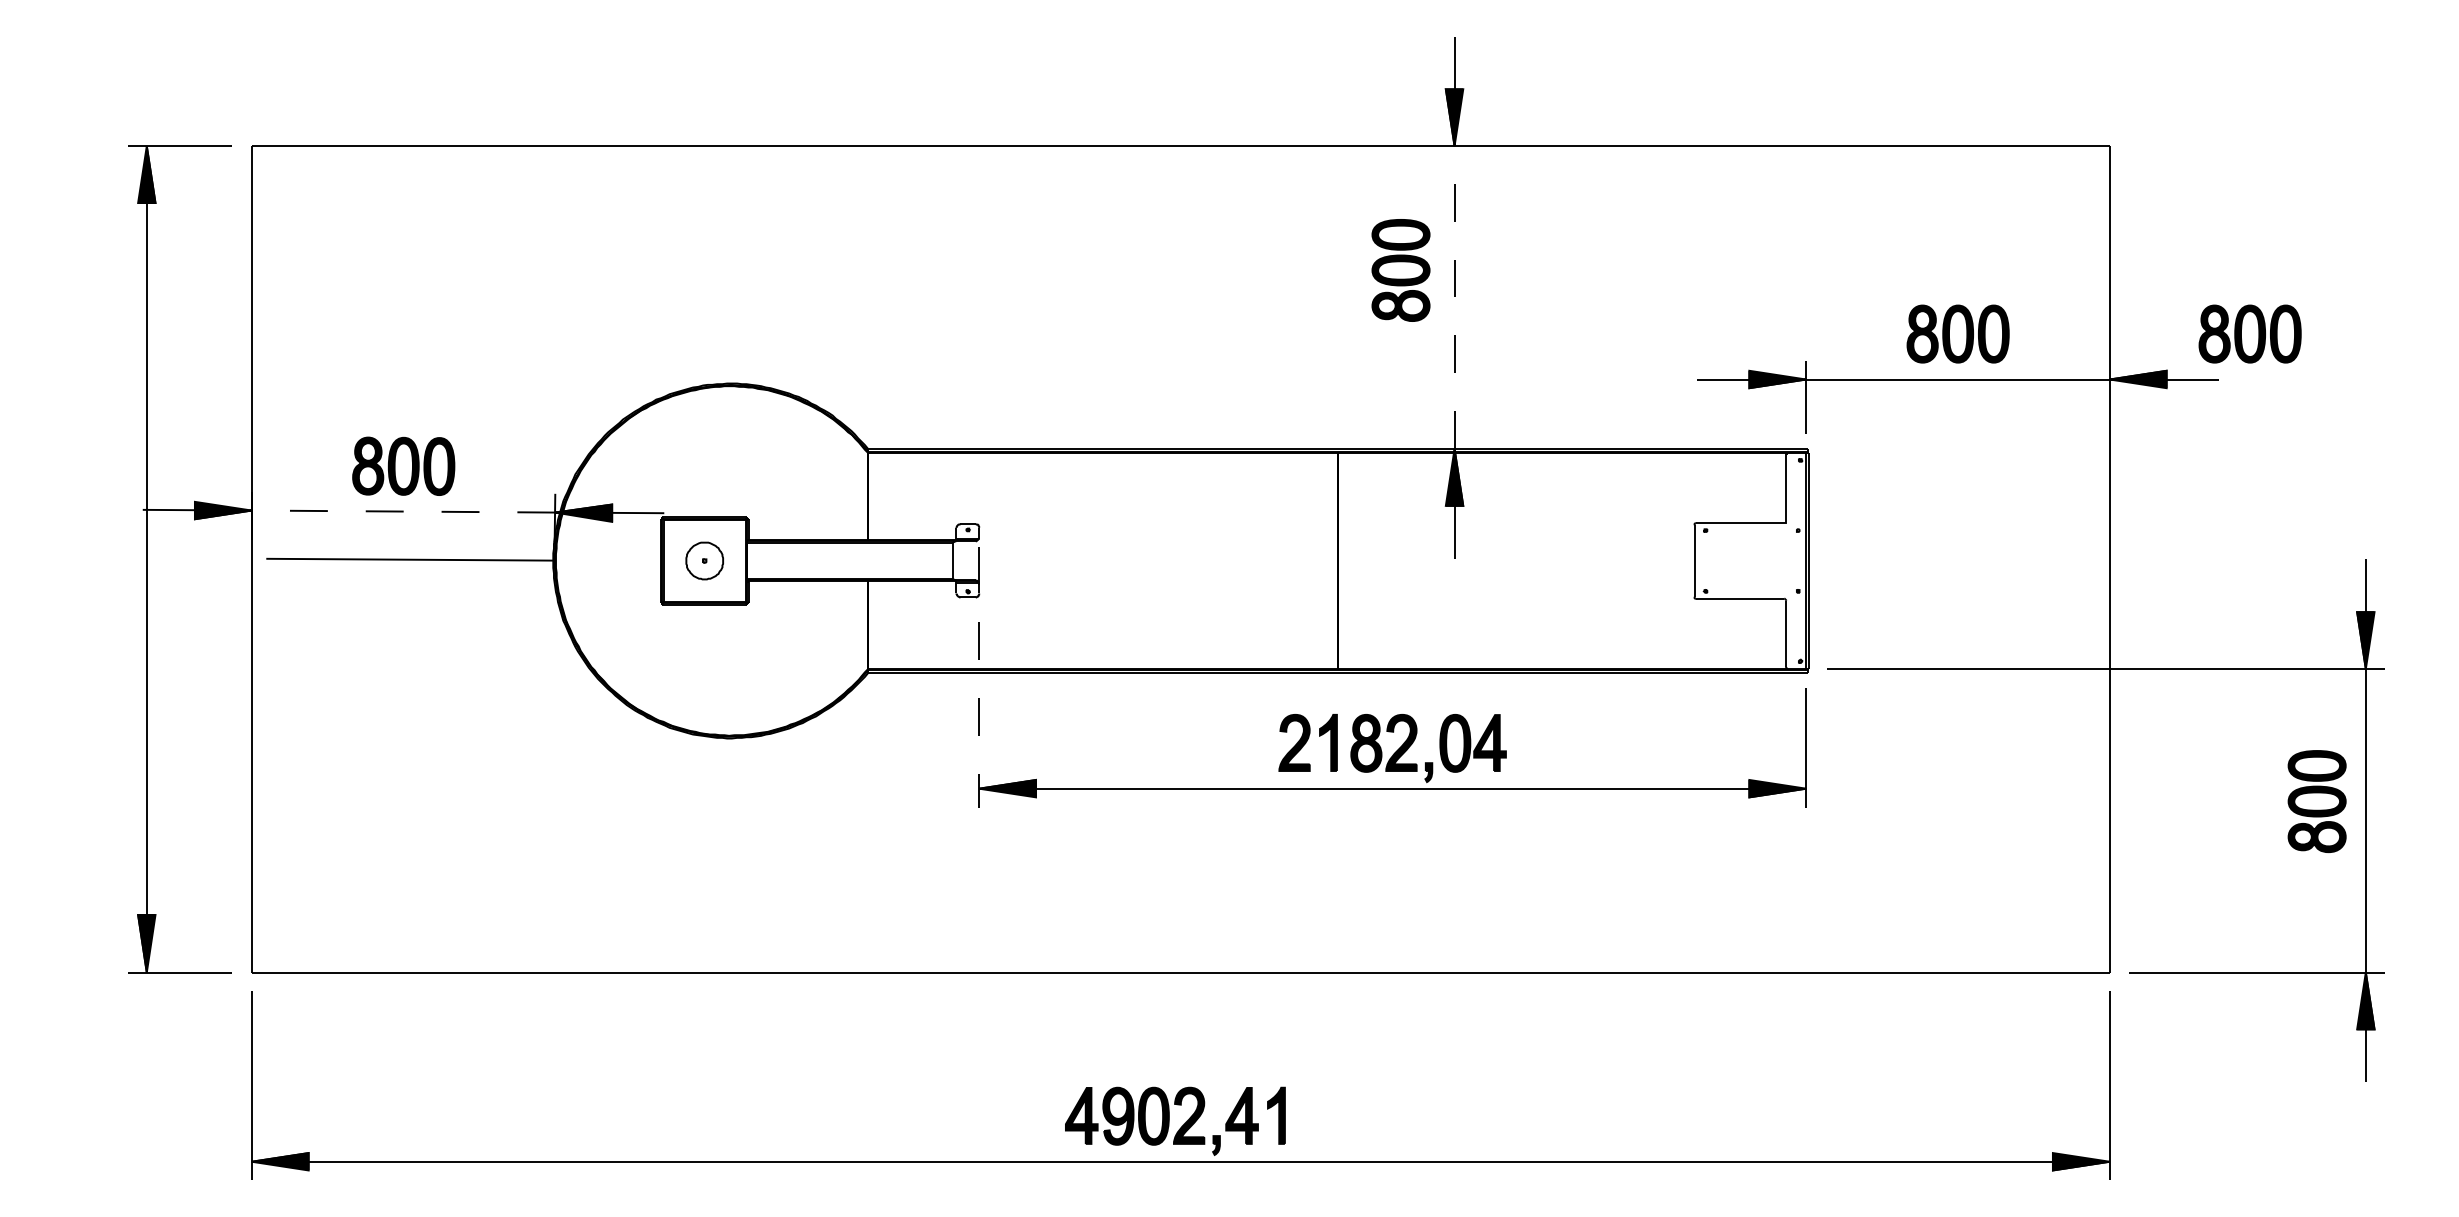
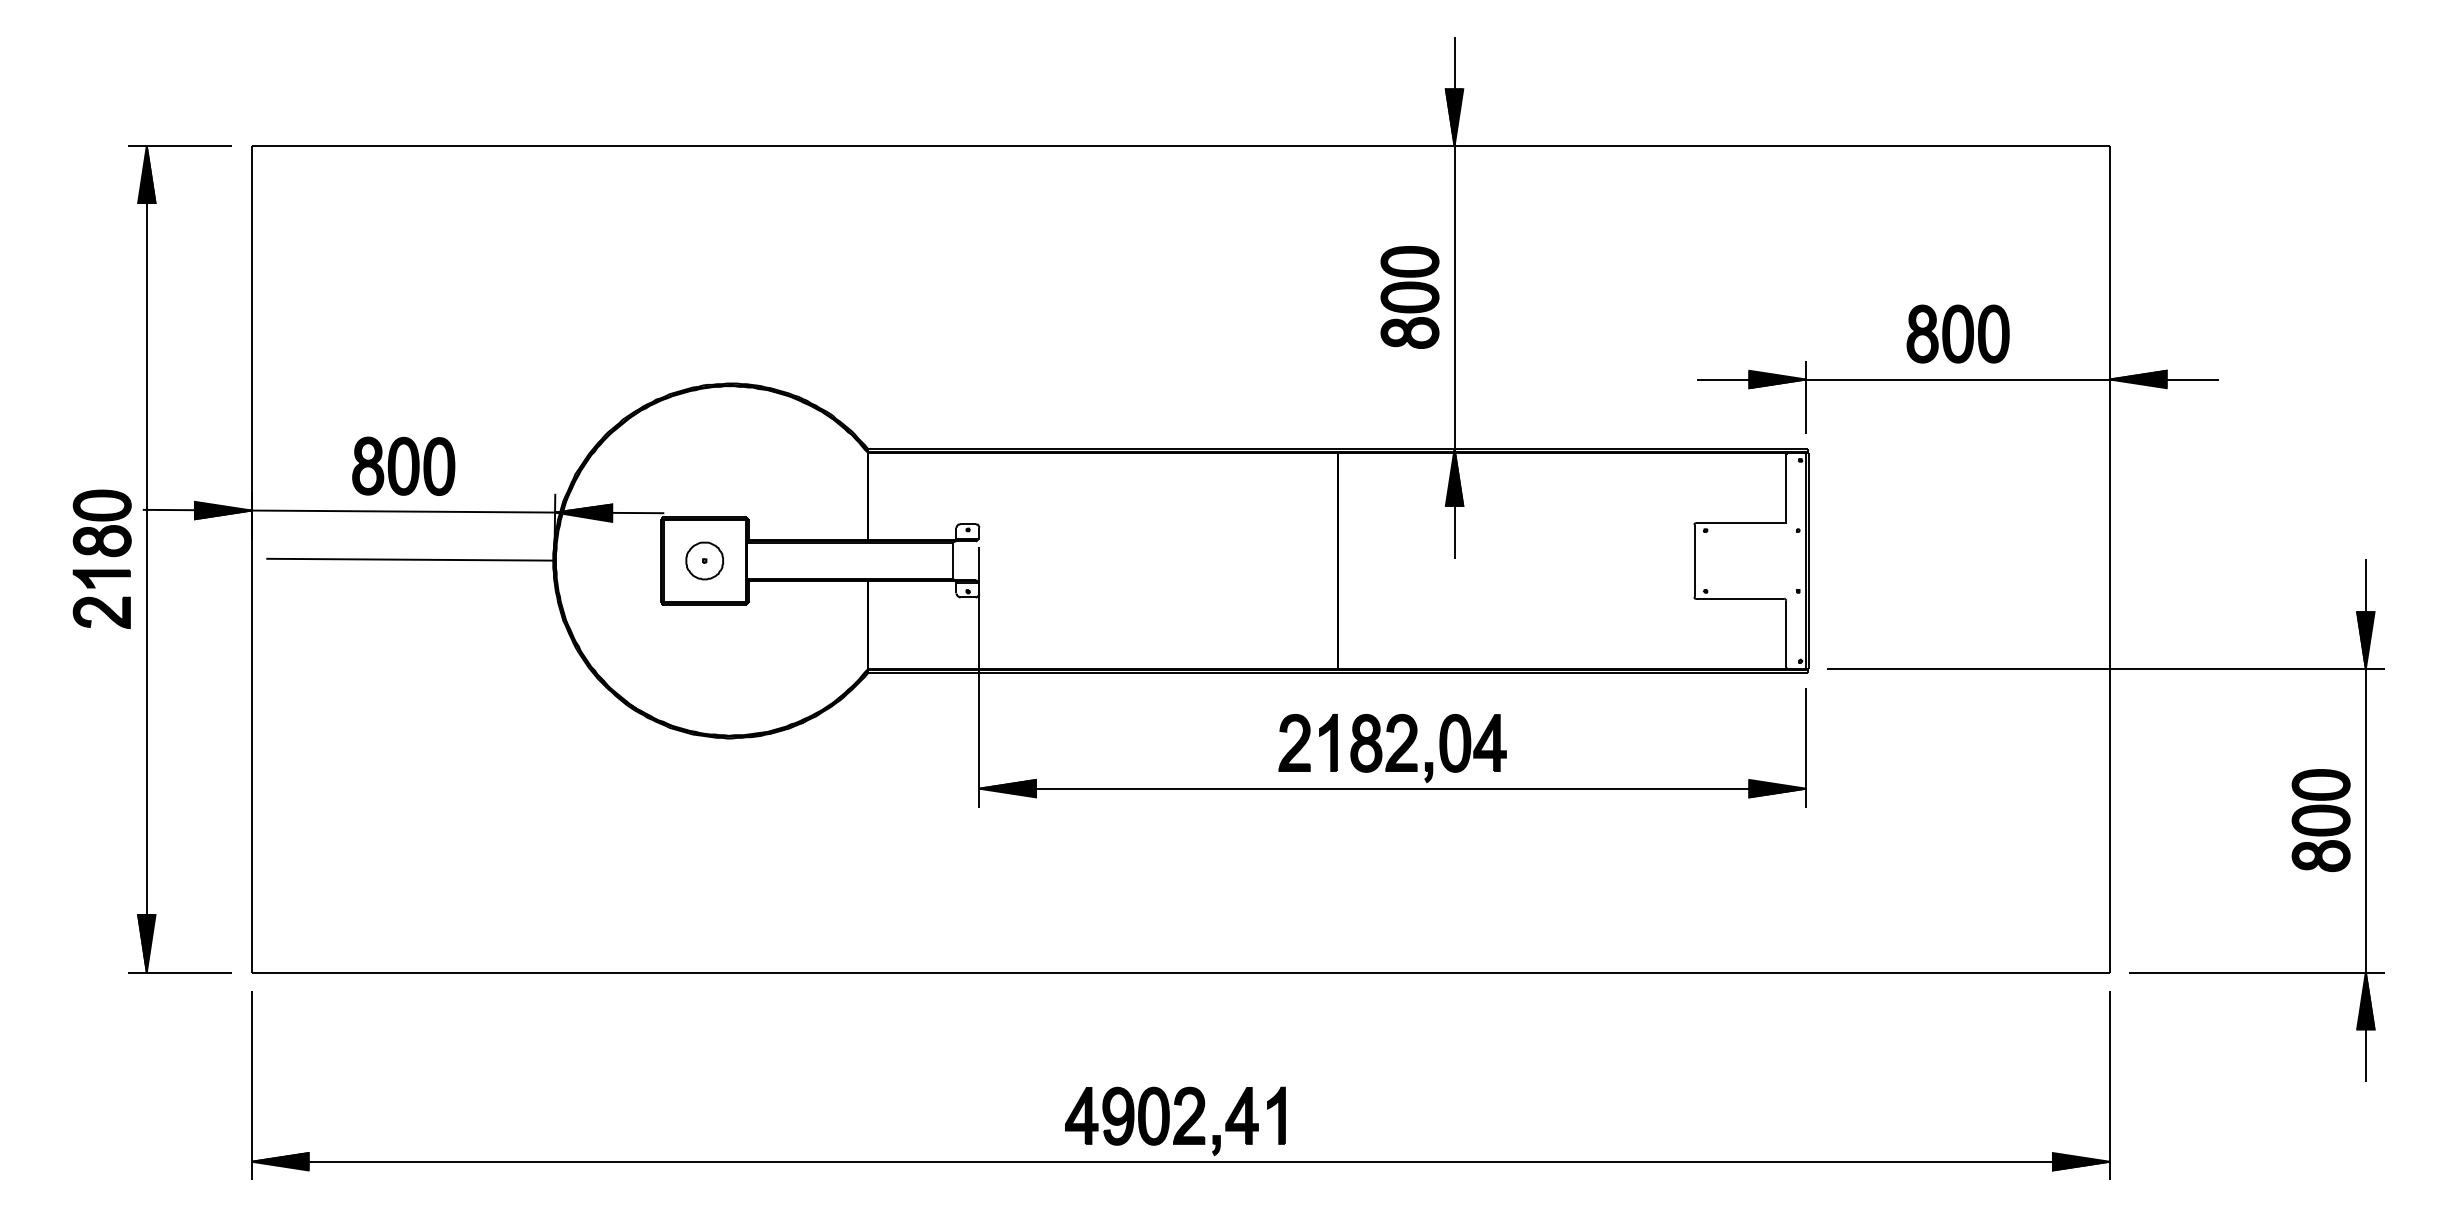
part position: (1400, 270) -> (1409, 297) (1409, 297)
line: dashed -> solid (1454, 297)
part: present -> none (2249, 333)
line: dashed -> solid (403, 511)
part: none -> present (101, 558)
line: dashed -> solid (979, 677)
part position: (2316, 801) -> (2320, 820) (2320, 820)
